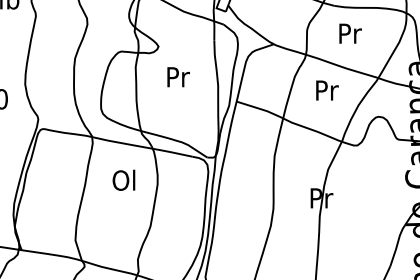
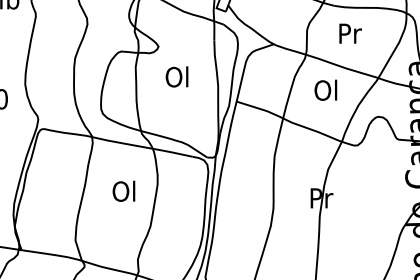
text: Pr -> Ol (177, 76)
text: Pr -> Ol (326, 89)
text position: (123, 179) -> (123, 190) (123, 190)
